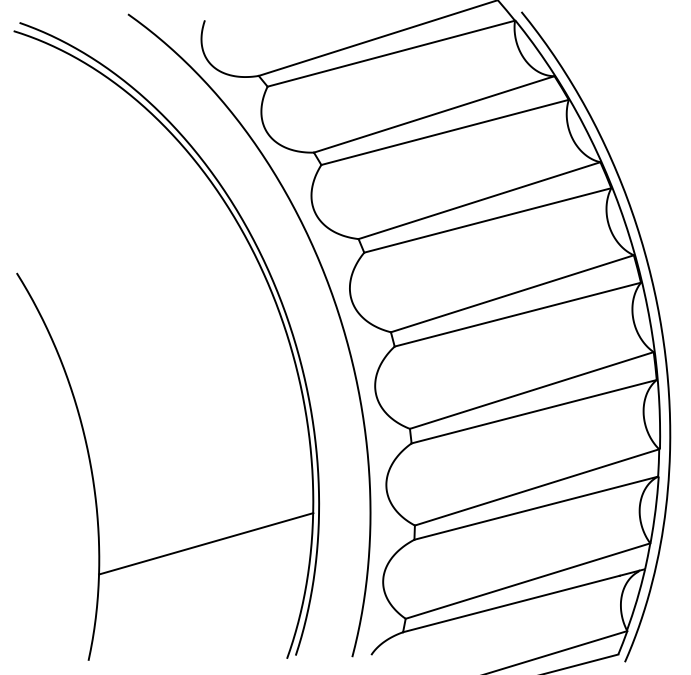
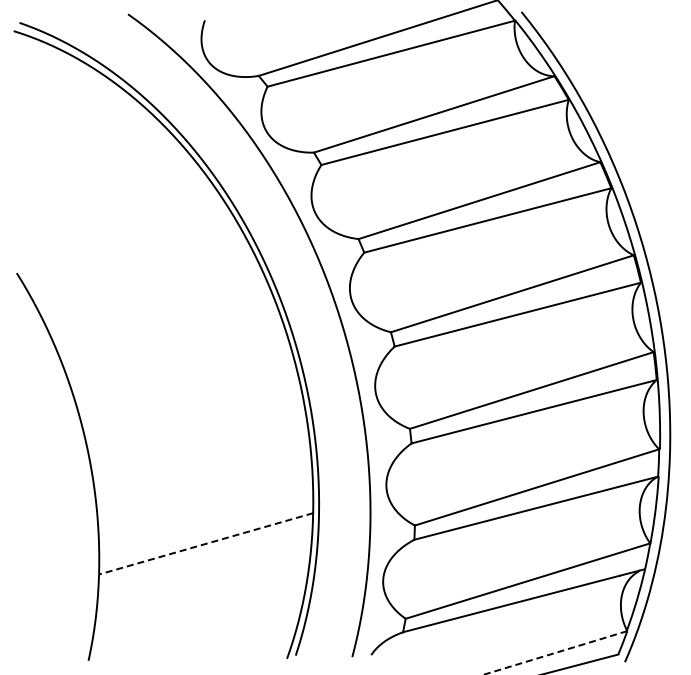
line: solid -> dashed (205, 543)
line: solid -> dashed (554, 653)
